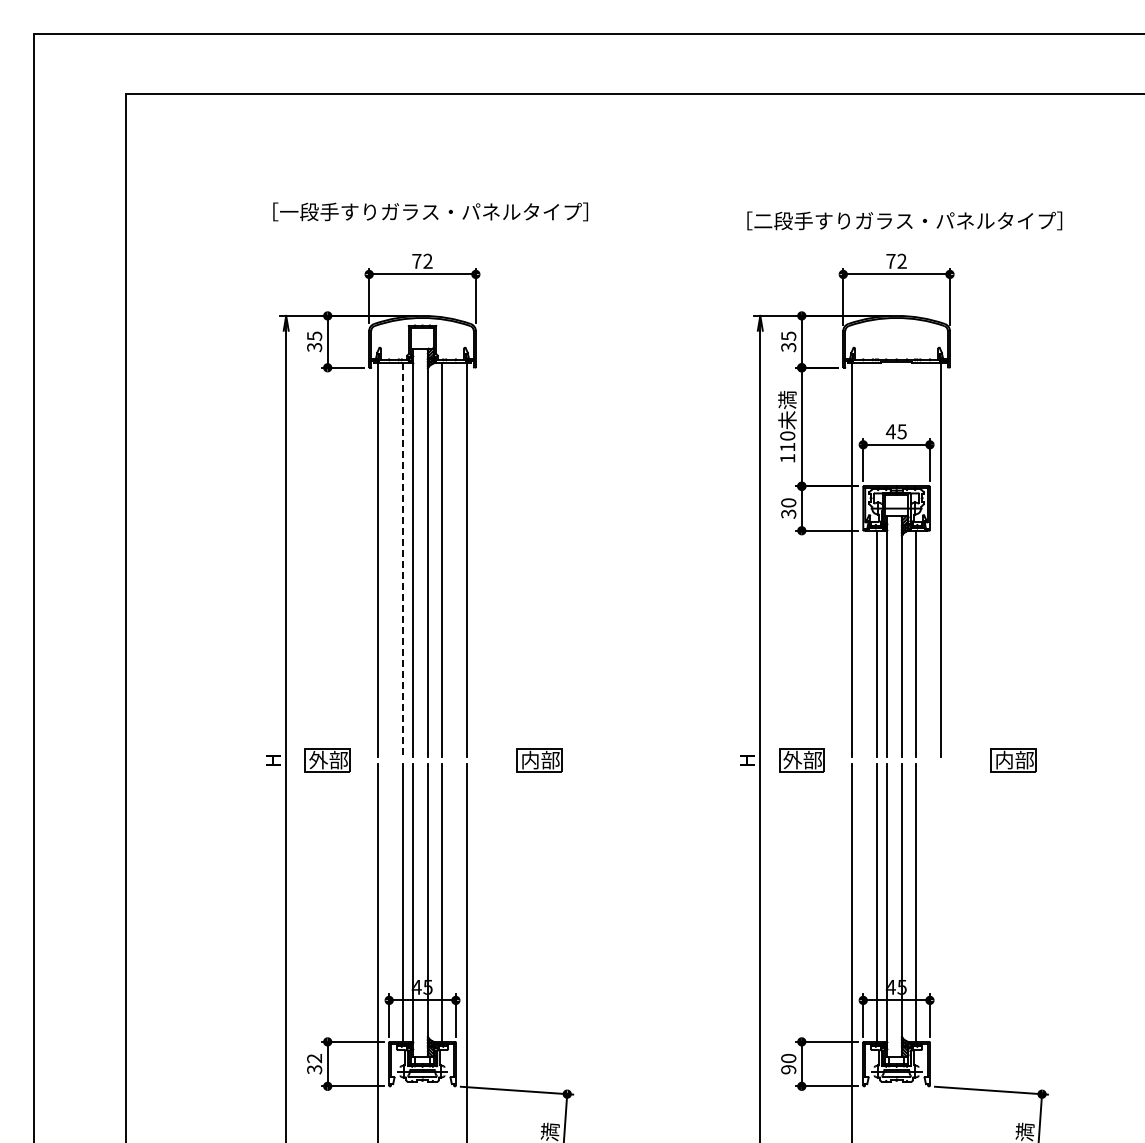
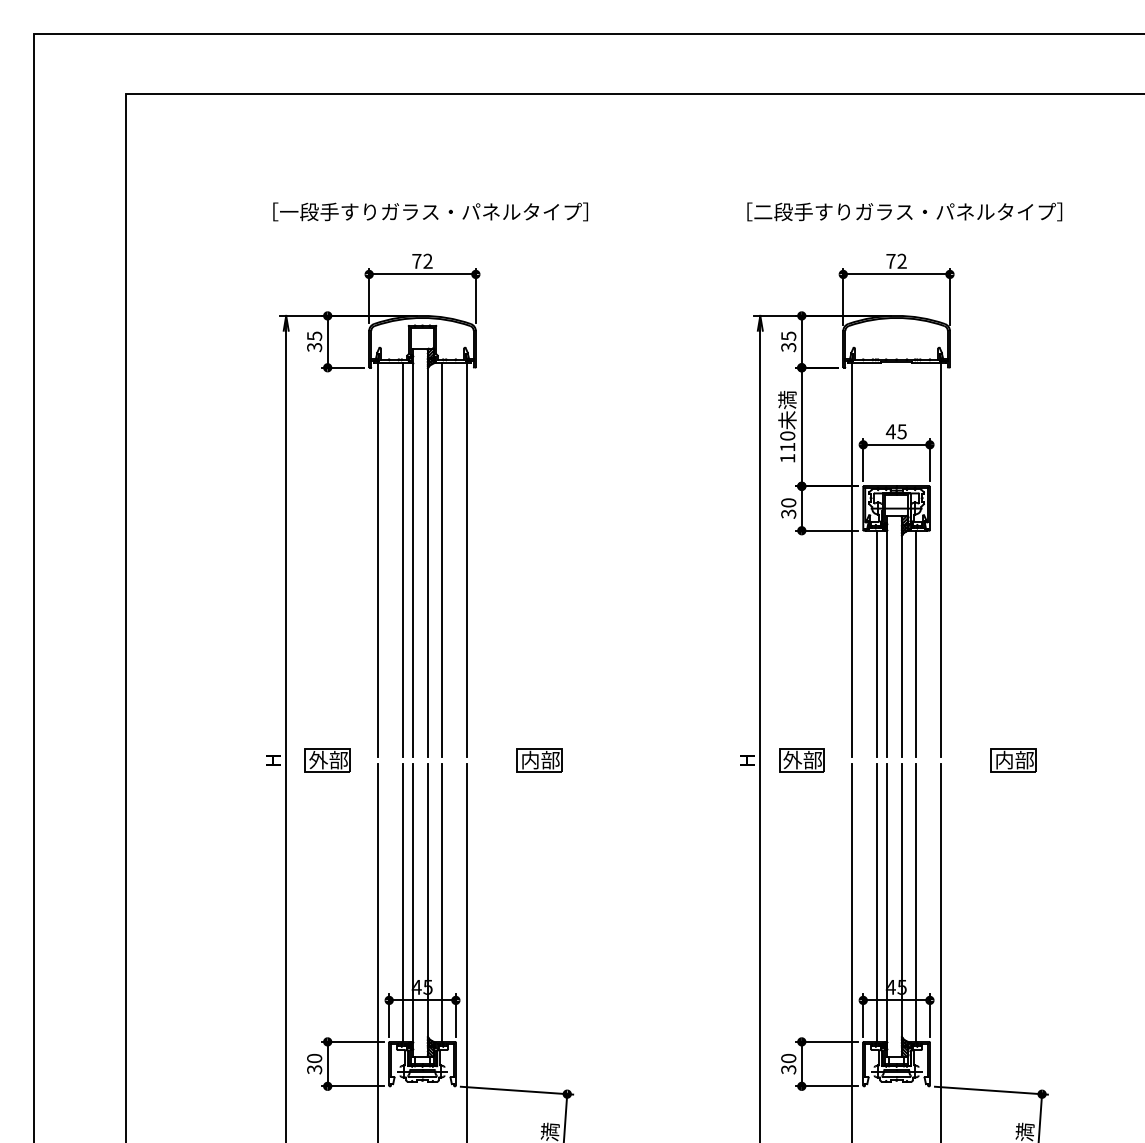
text position: (904, 220) -> (904, 211) (904, 211)
line: dashed -> solid (403, 560)
line: none -> present (941, 951)
text: 32 -> 30 (314, 1058)
text: 90 -> 30 (788, 1069)
